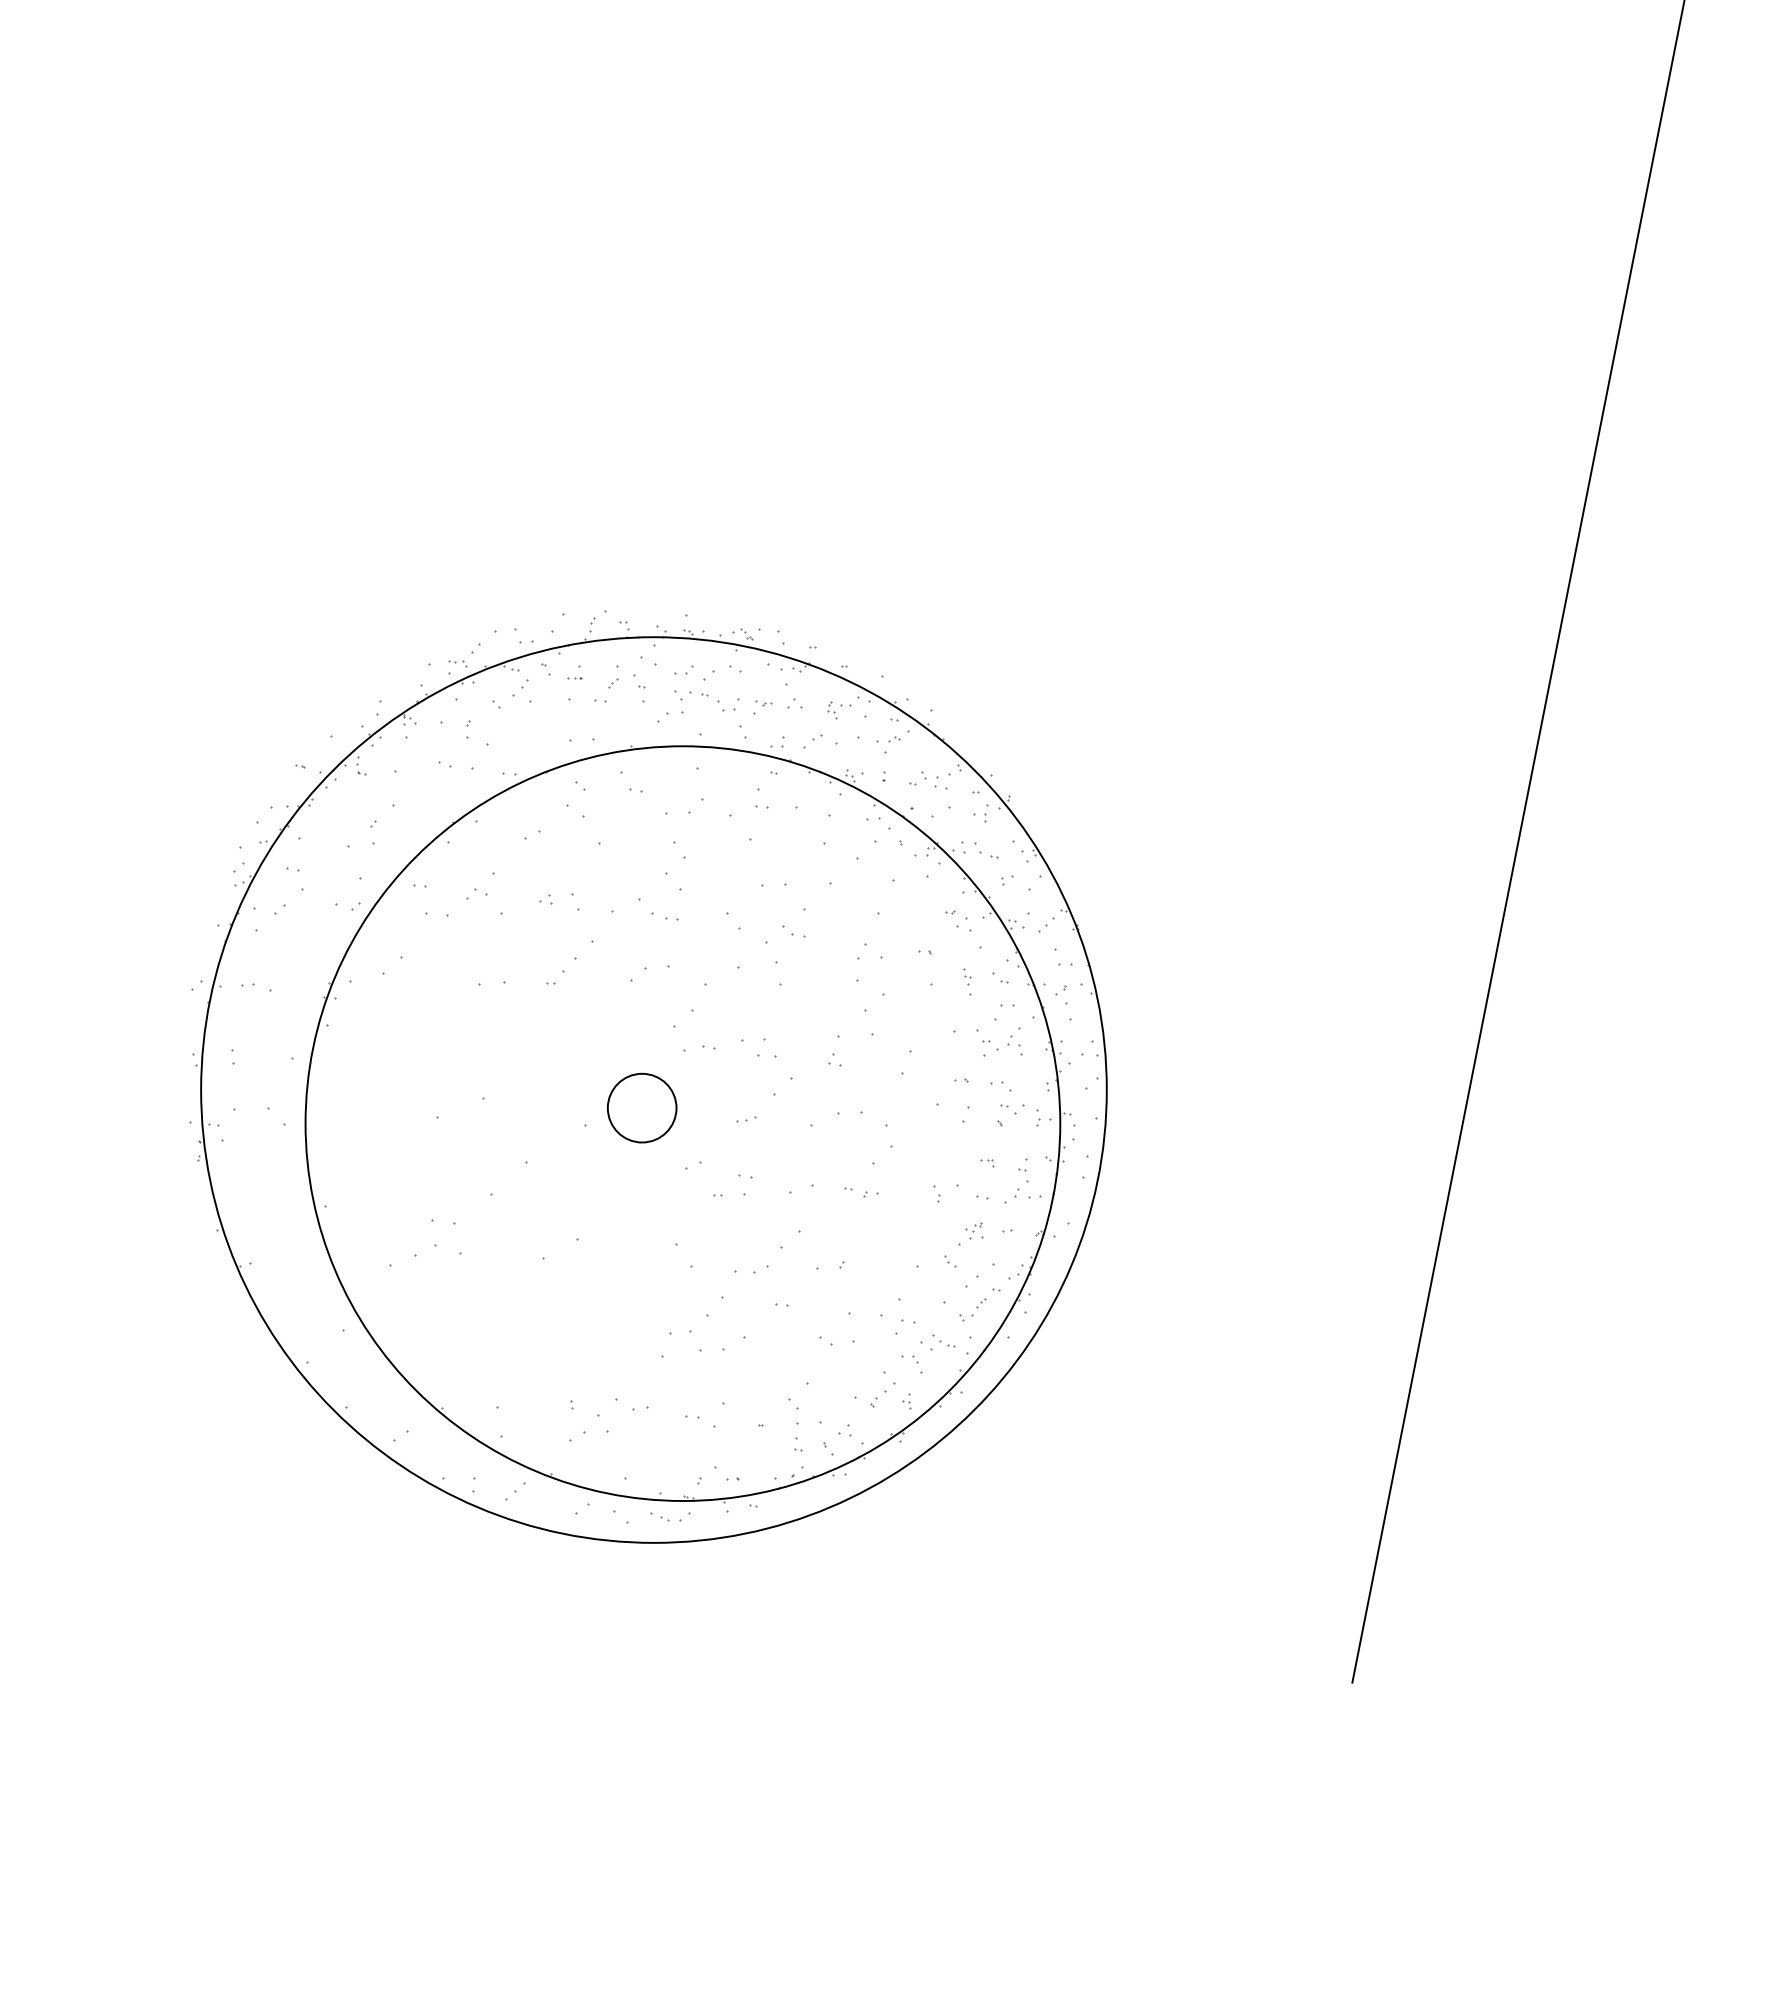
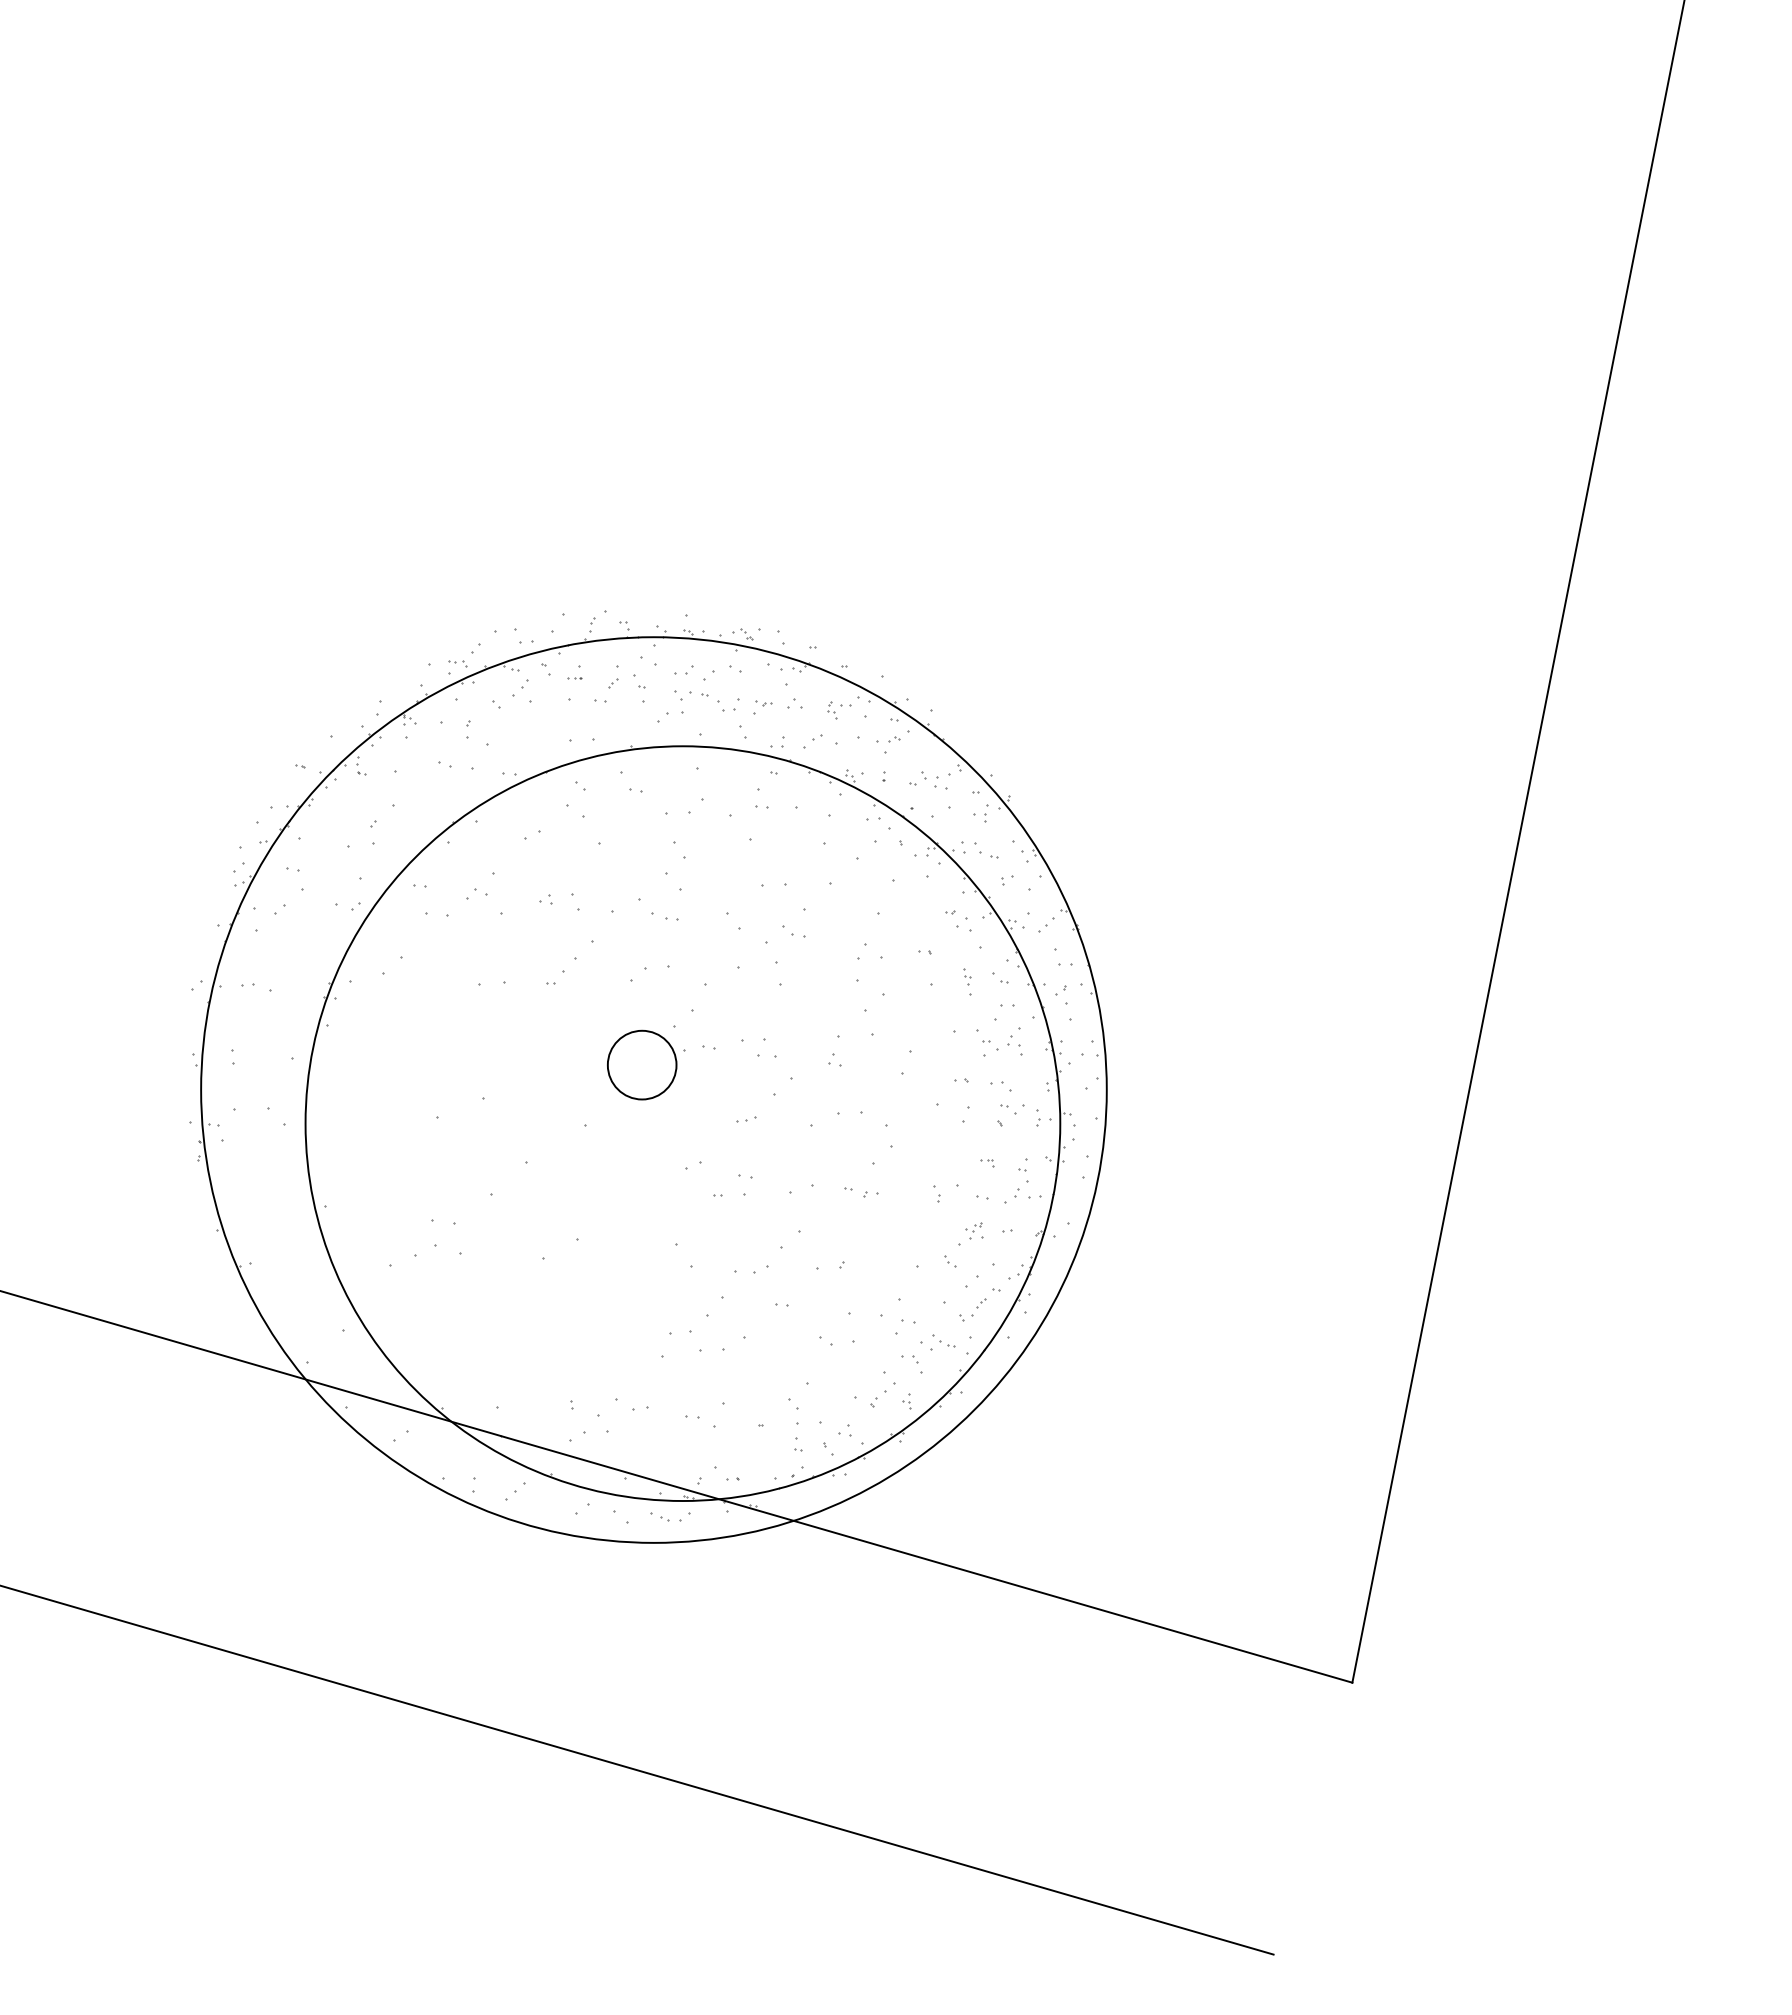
circle position: (642, 1107) -> (642, 1064) (642, 1064)
line: none -> present (677, 1486)
line: none -> present (637, 1770)
